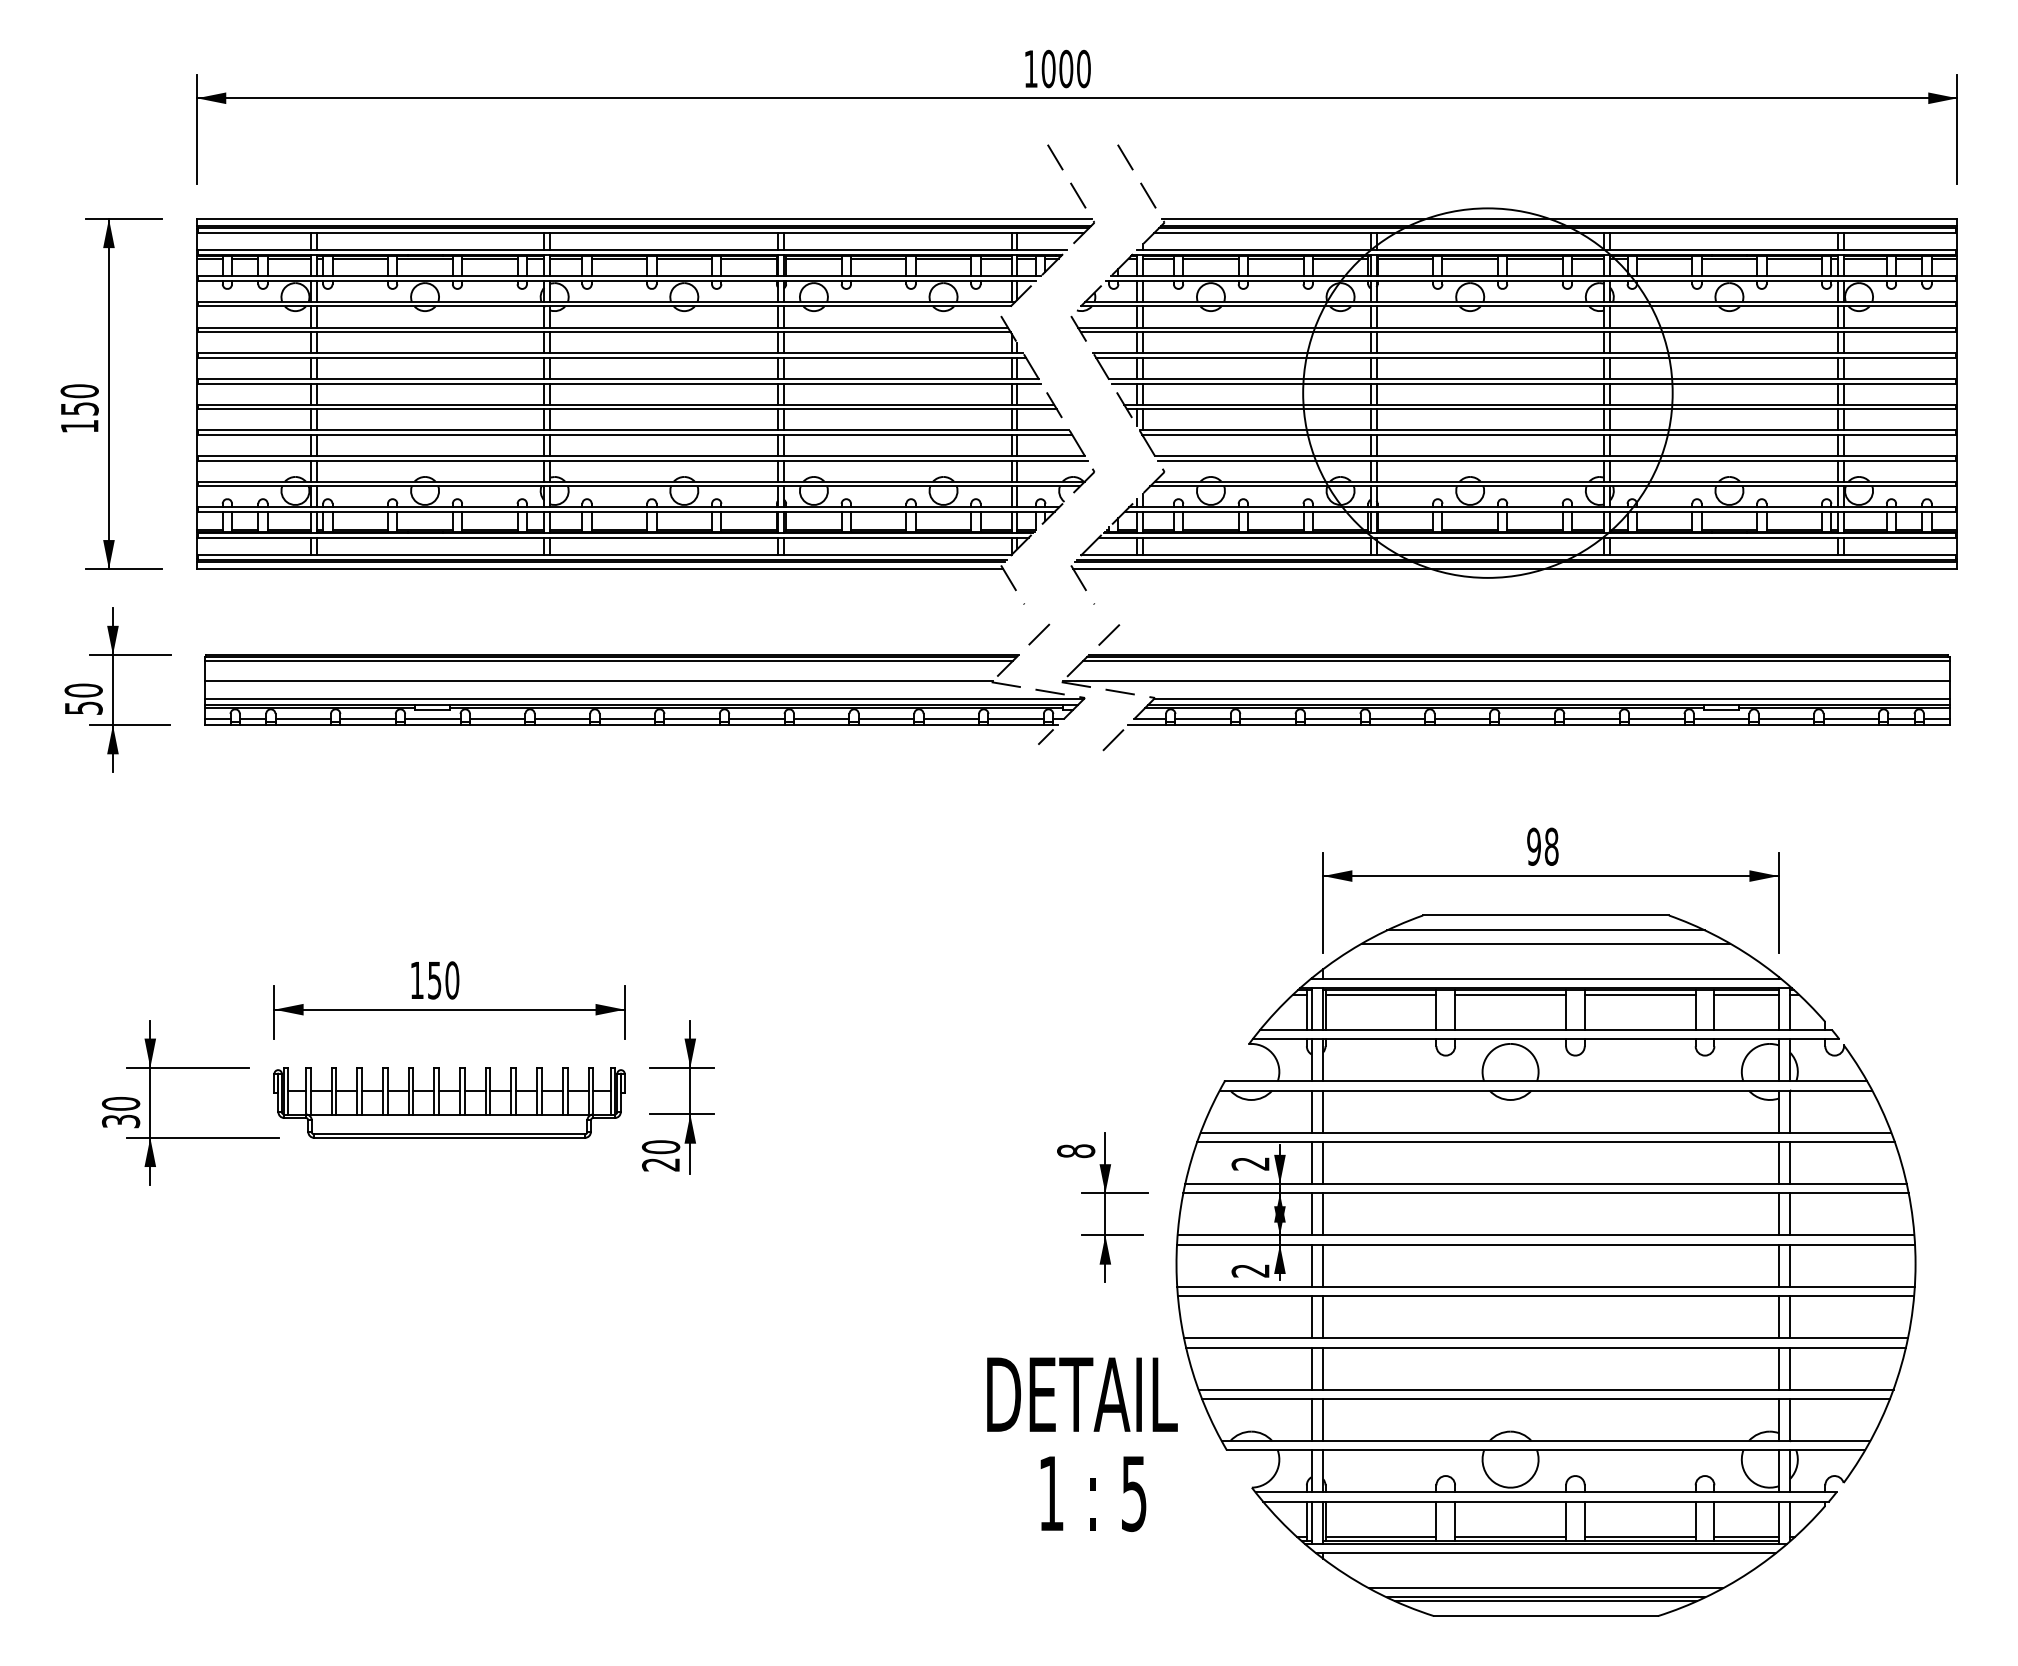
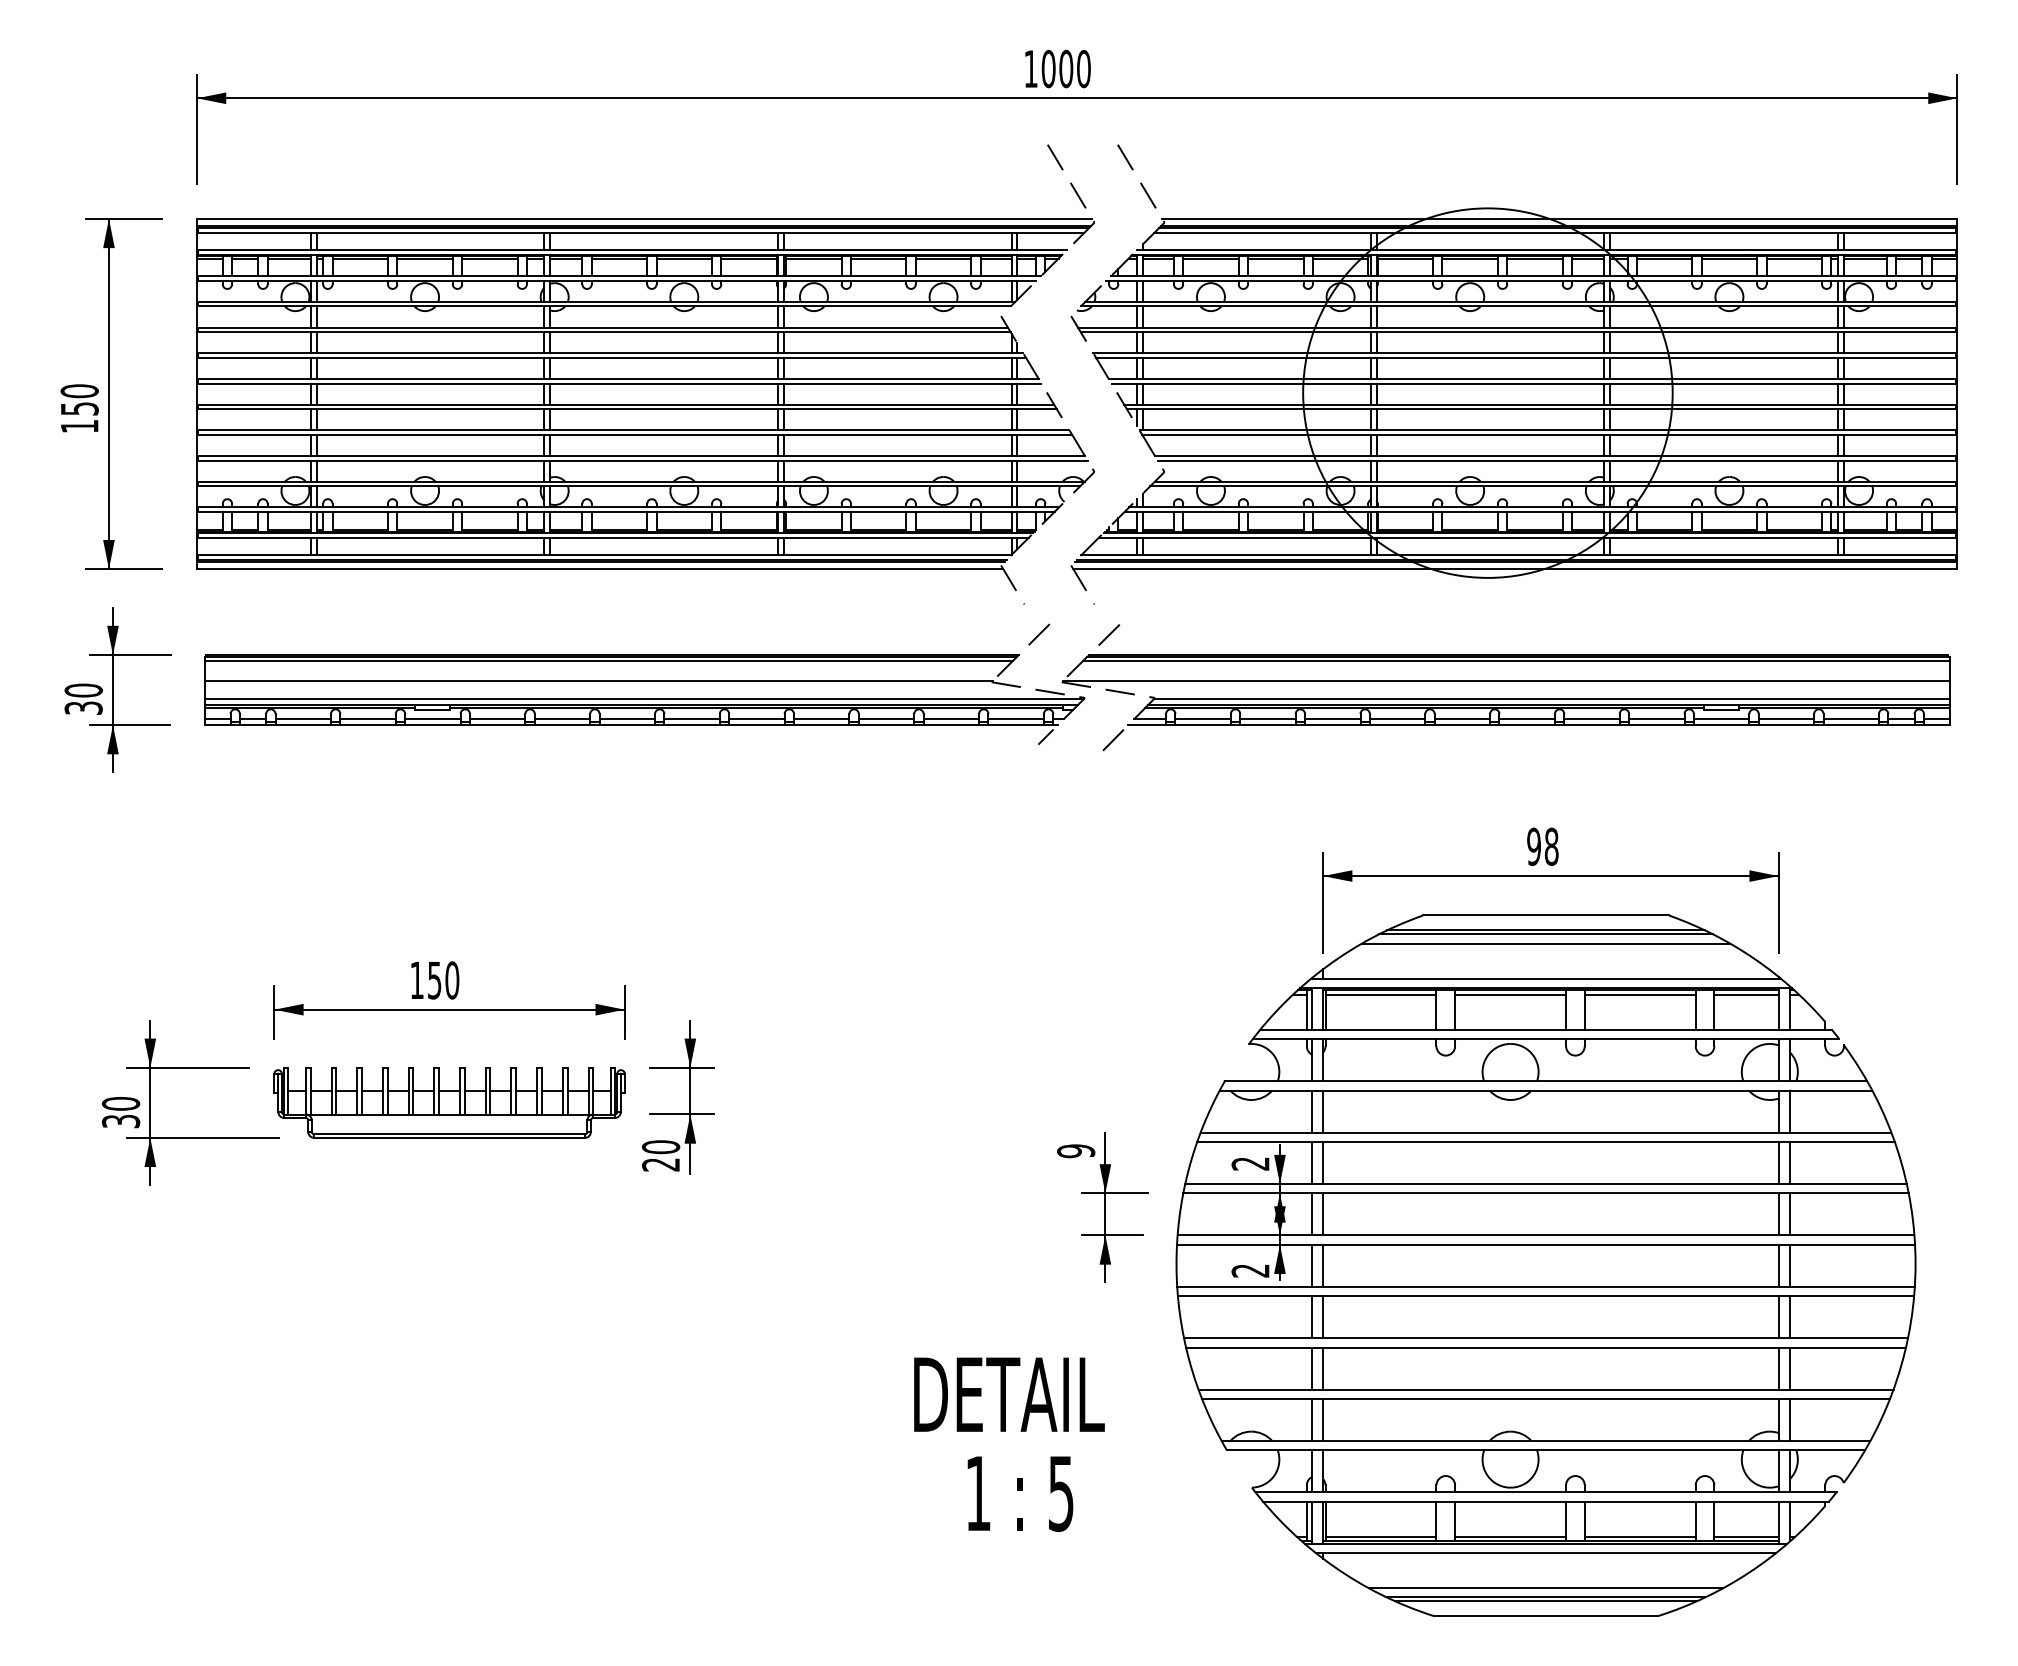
text: 50 -> 30 (83, 707)
line: none -> present (1545, 934)
text: 8 -> 9 (1076, 1151)
text position: (1082, 1444) -> (1009, 1444) (1009, 1444)
